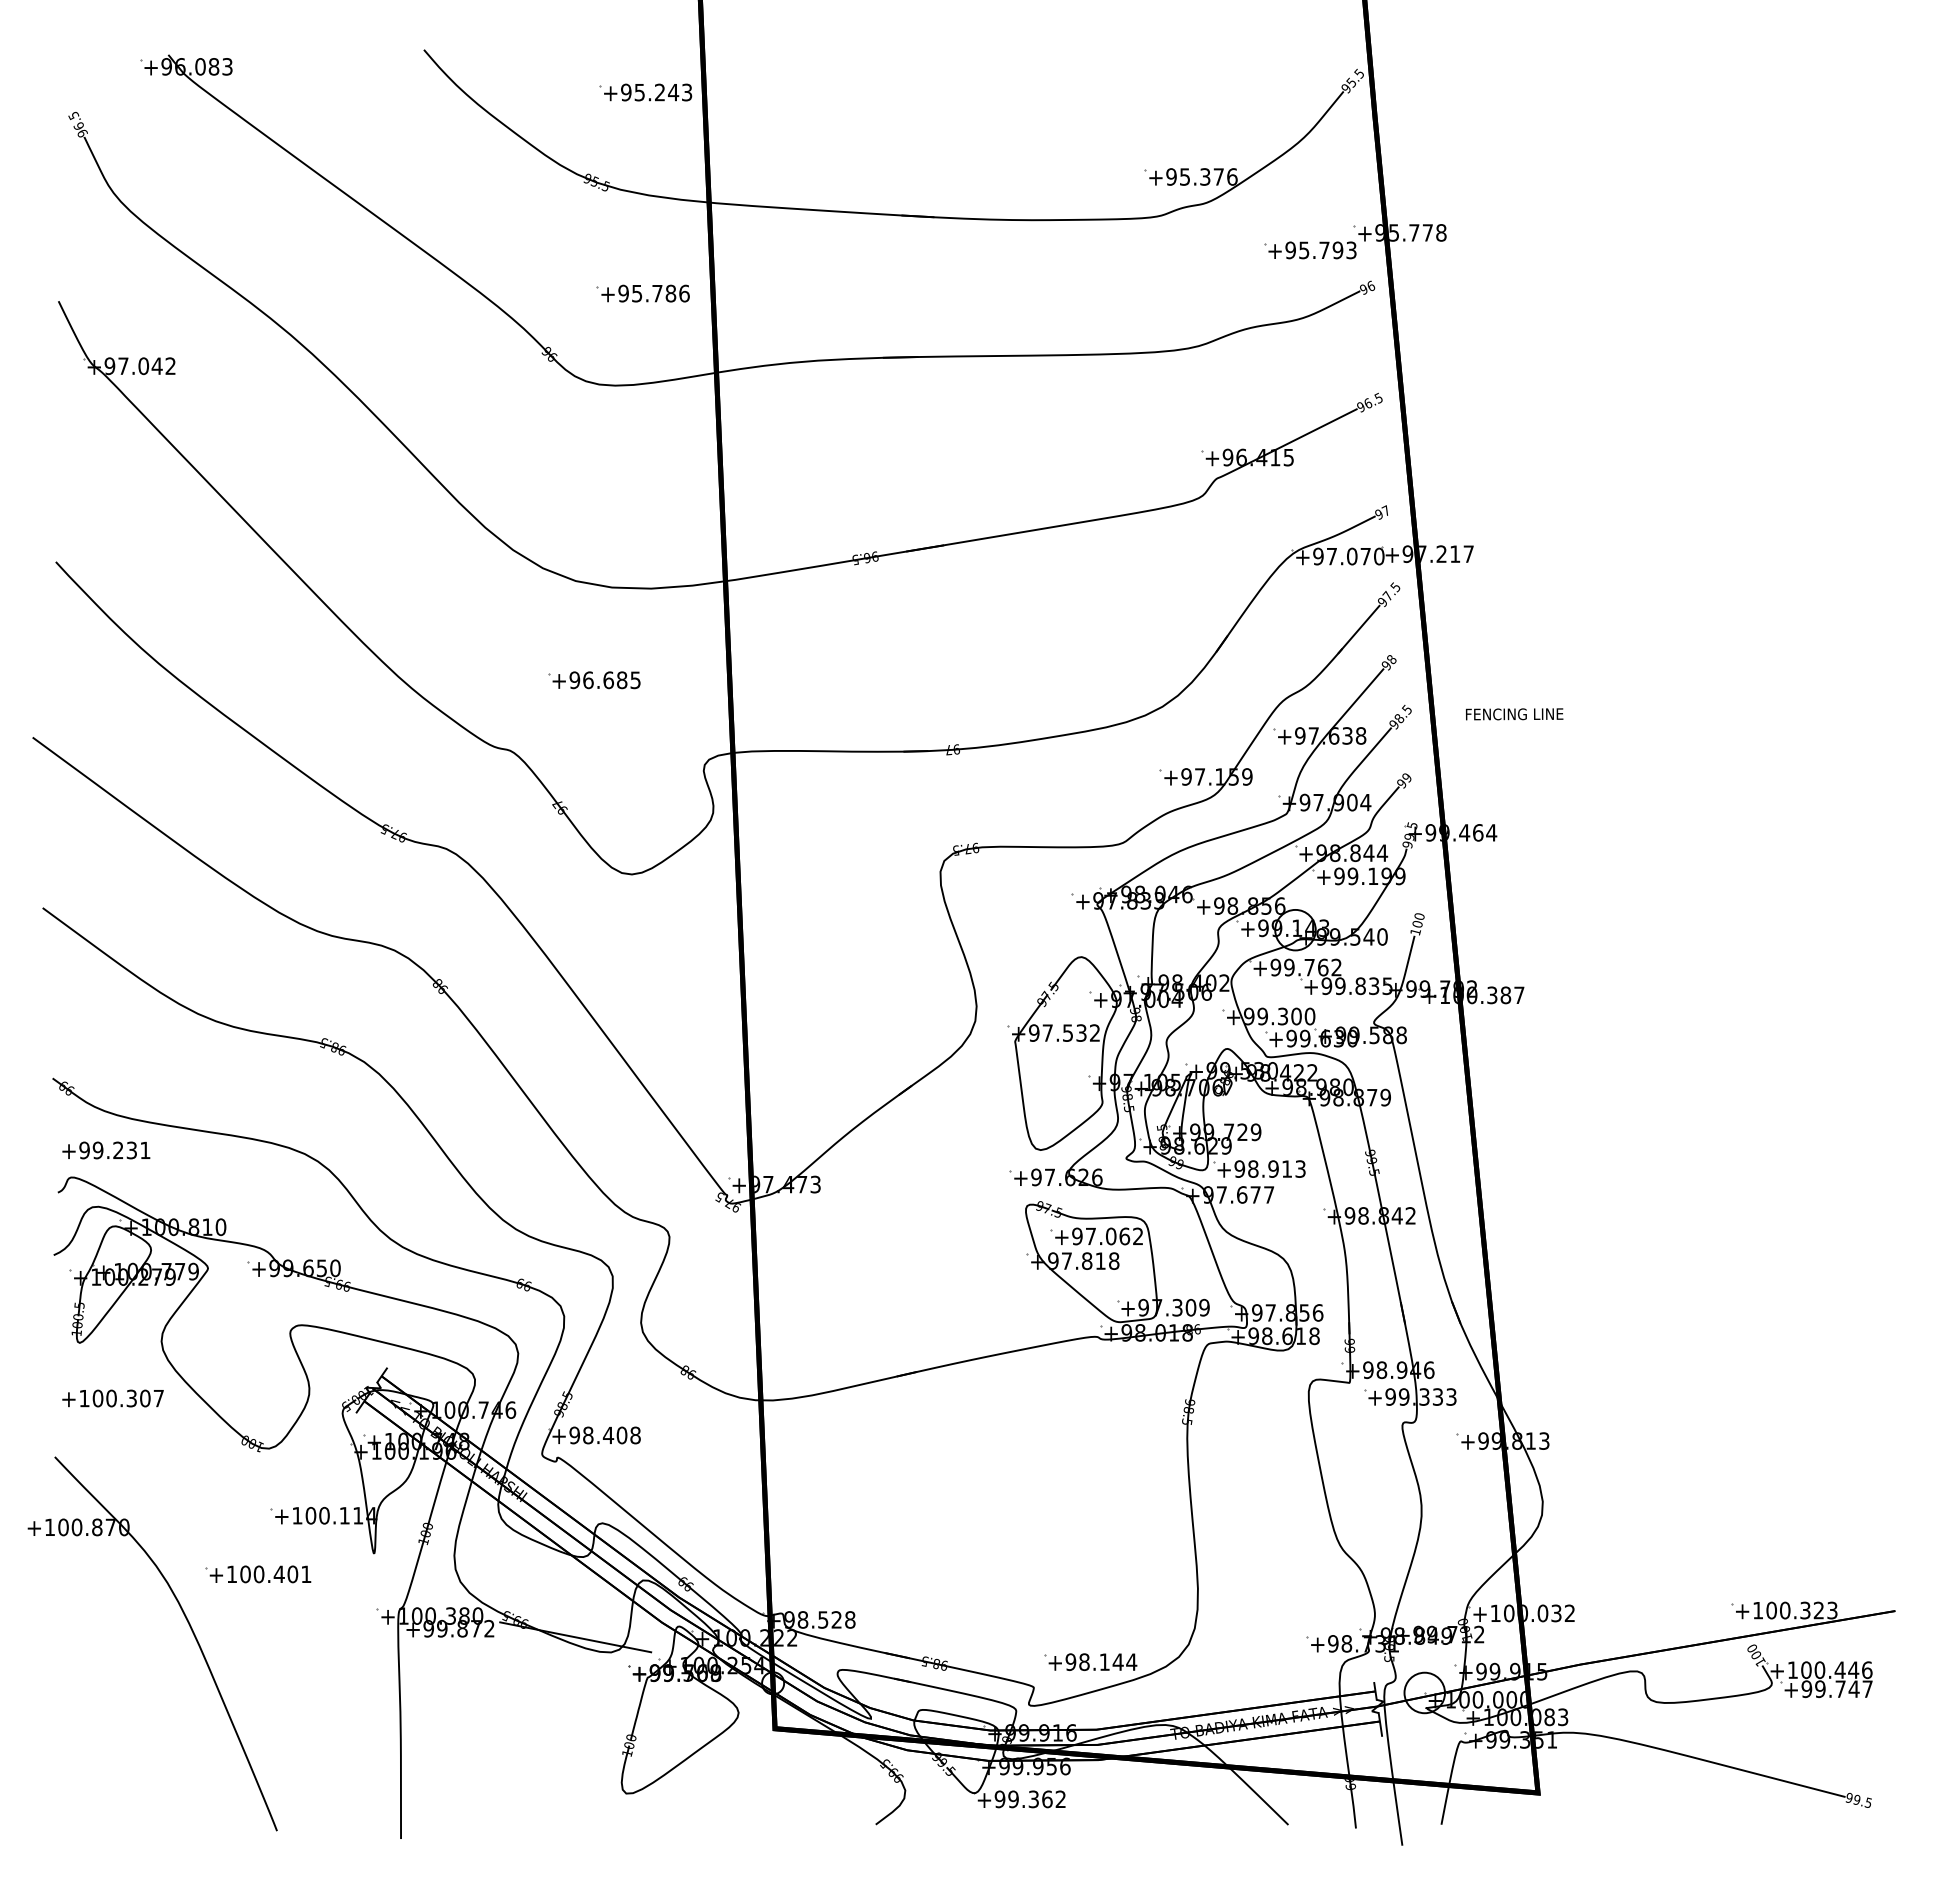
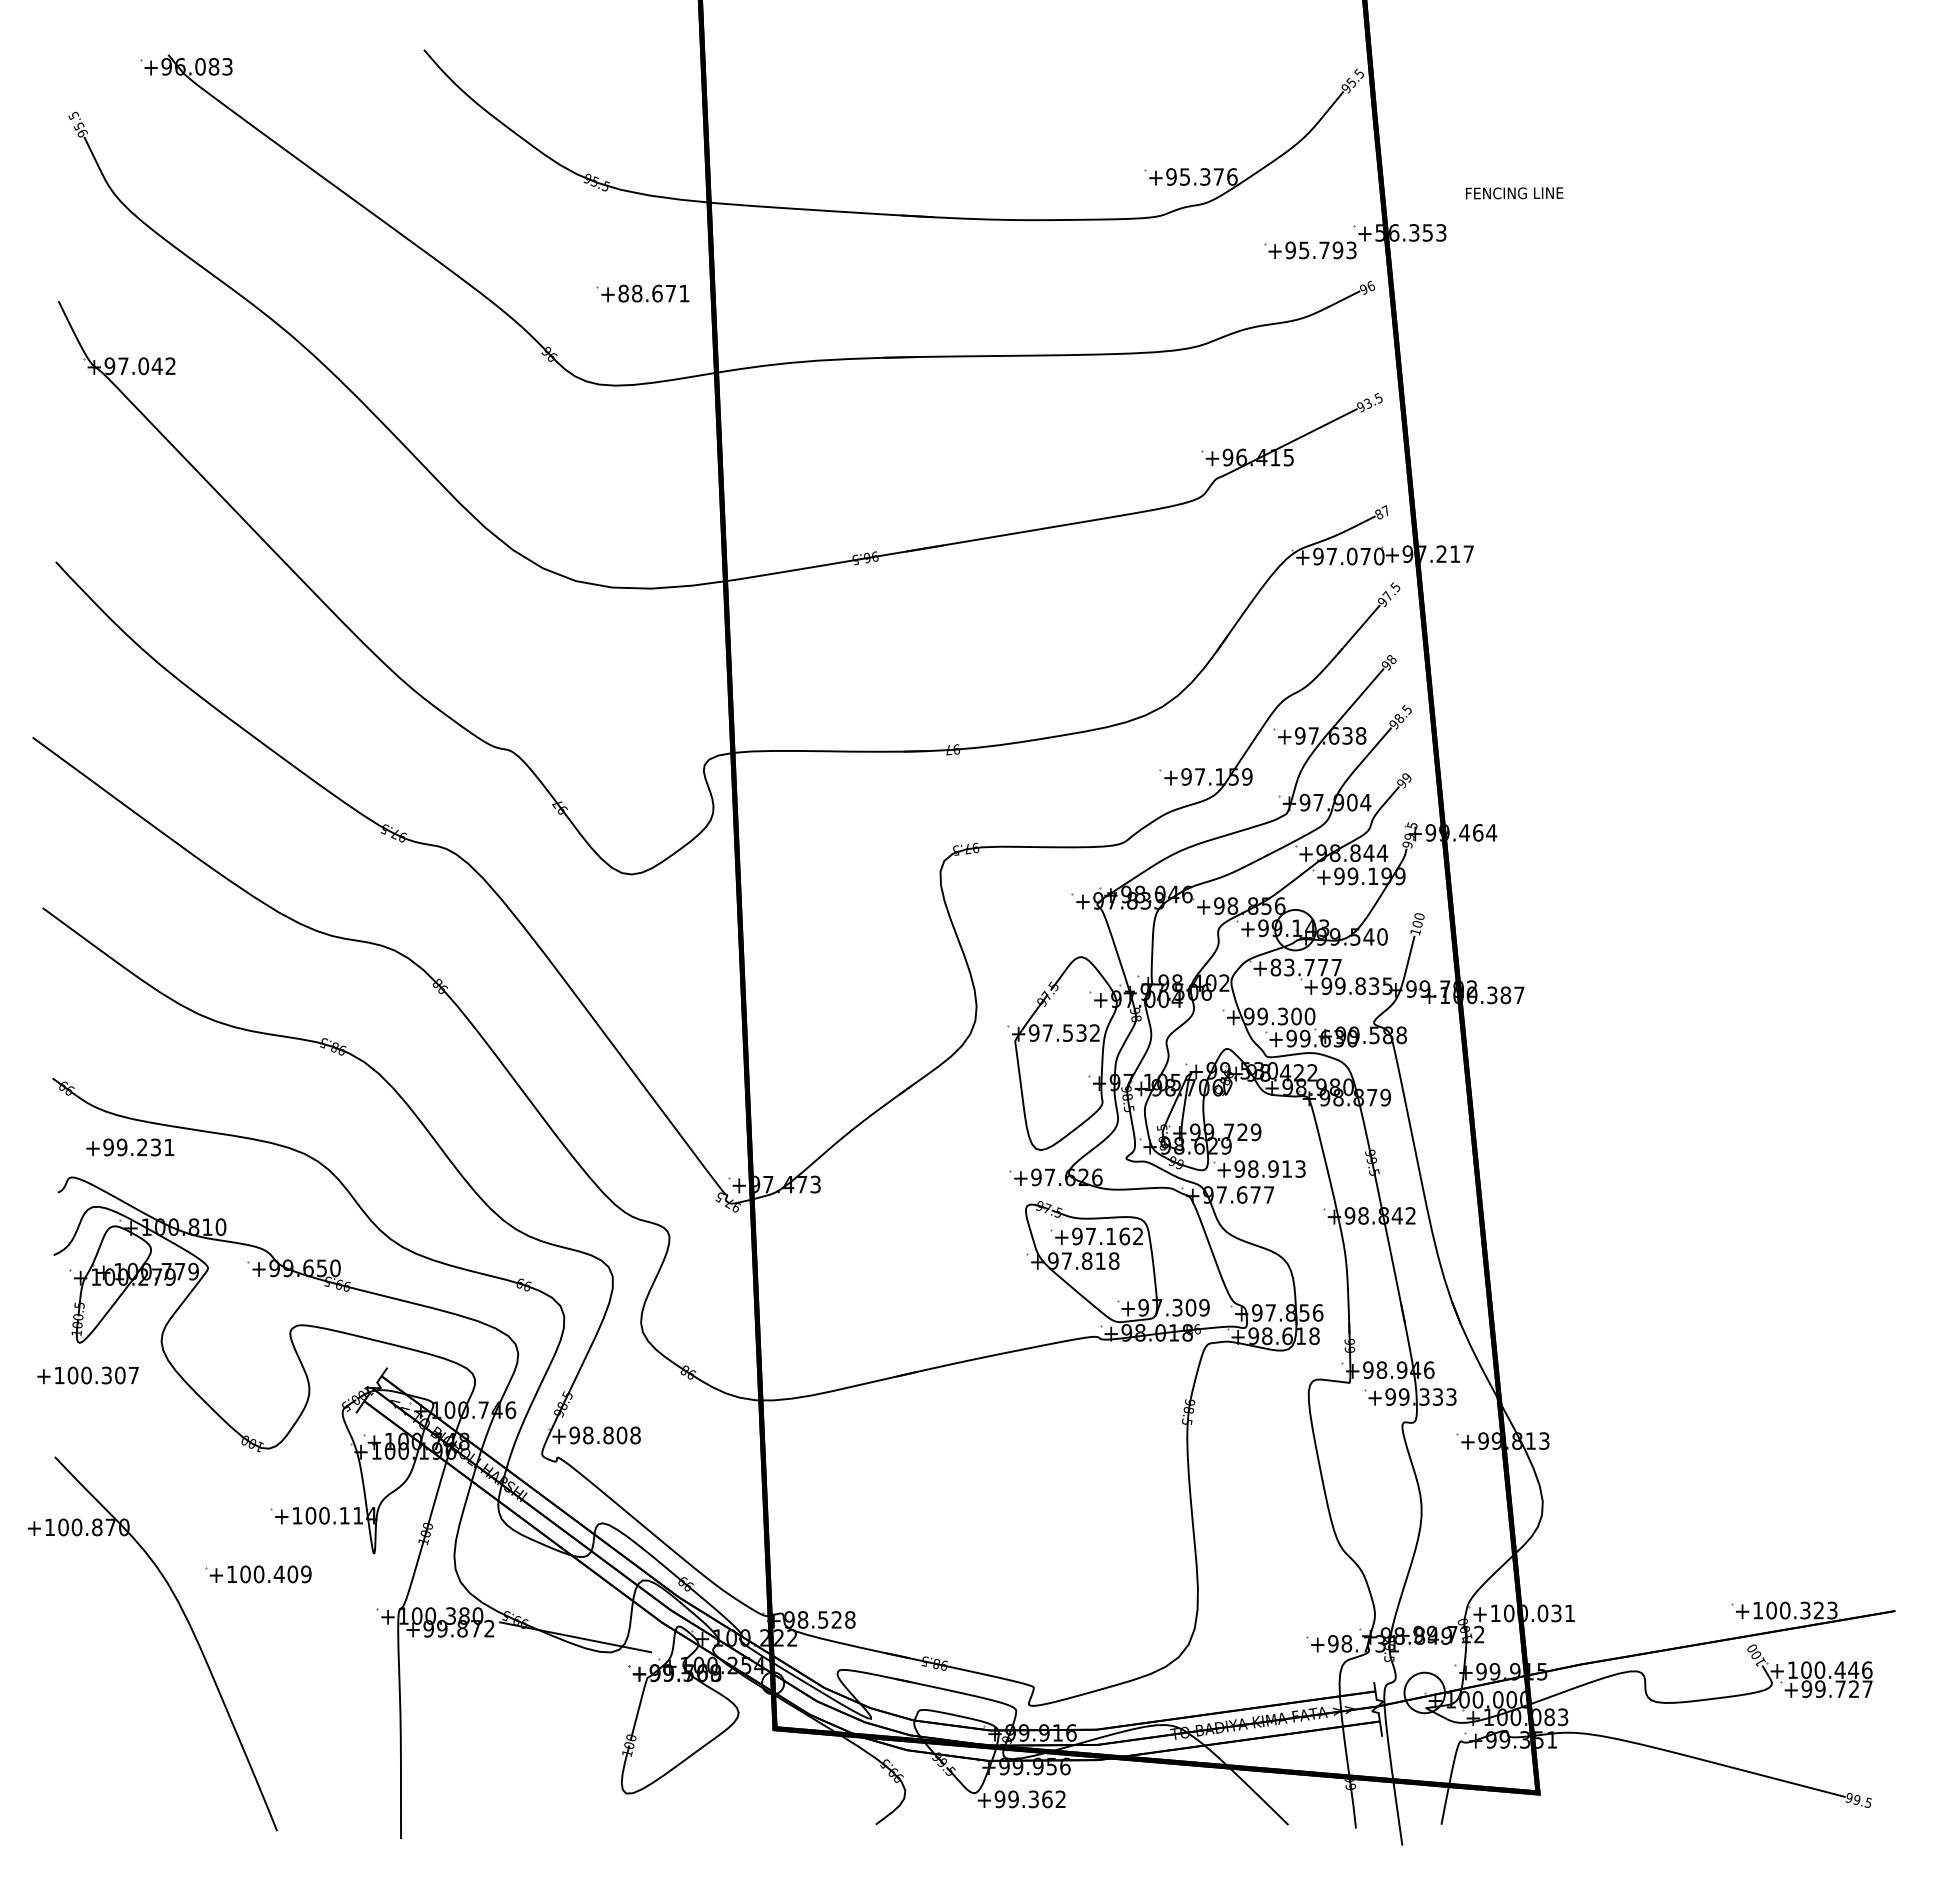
part: present -> none (645, 92)
text: 96.5 -> 95.5 (78, 126)
text: +95.778 -> +56.353 (1410, 232)
text: +95.786 -> +88.671 (653, 293)
text: 96.5 -> 93.5 (1367, 403)
text: 97 -> 87 (1379, 514)
part: present -> none (594, 680)
text position: (1514, 714) -> (1514, 193) (1514, 193)
text: +99.762 -> +83.777 (1305, 967)
text position: (106, 1150) -> (130, 1147) (130, 1147)
text: +97.062 -> +97.162 (1111, 1236)
text position: (112, 1398) -> (87, 1375) (87, 1375)
text: +98.408 -> +98.808 (608, 1435)
text: +100.401 -> +100.409 (306, 1574)
text: +100.032 -> +100.031 (1569, 1612)
part: present -> none (1090, 1661)
text: +99.747 -> +99.727 (1853, 1688)
